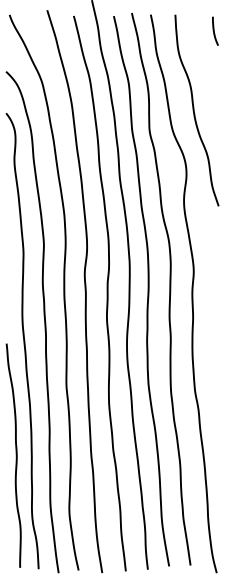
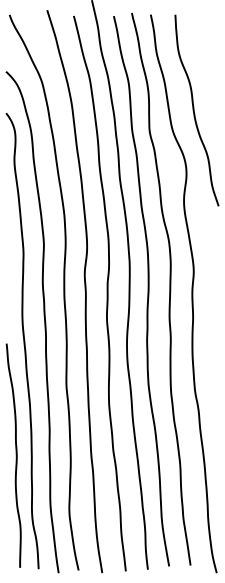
curve: present -> none (214, 30)
